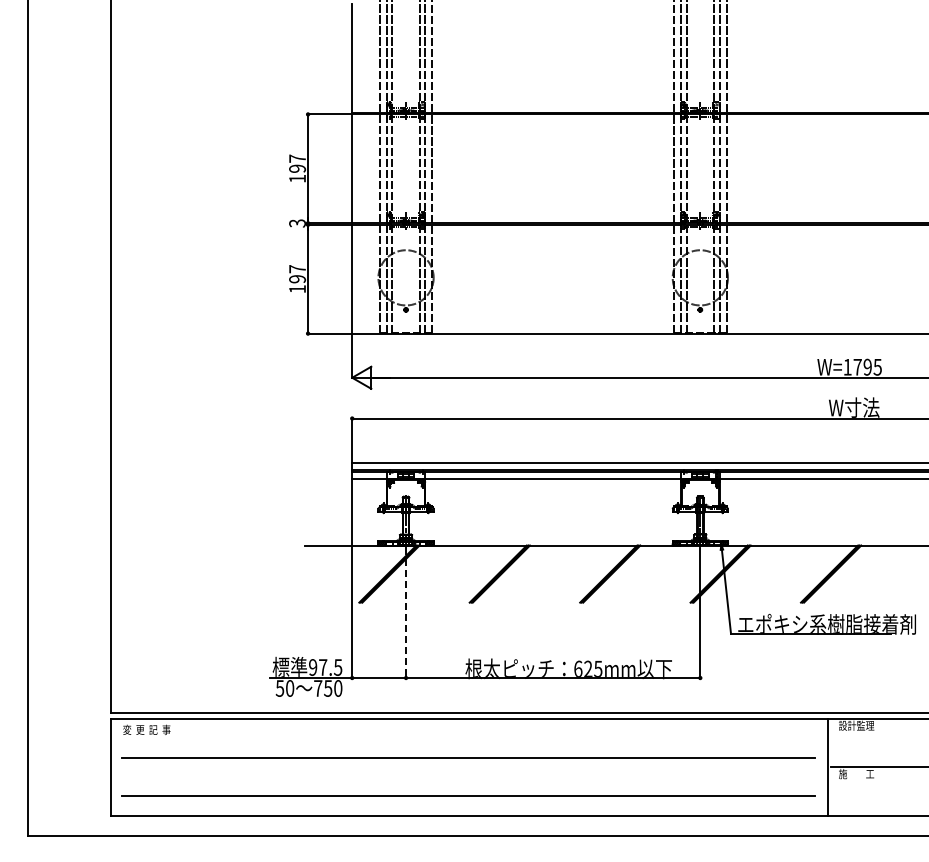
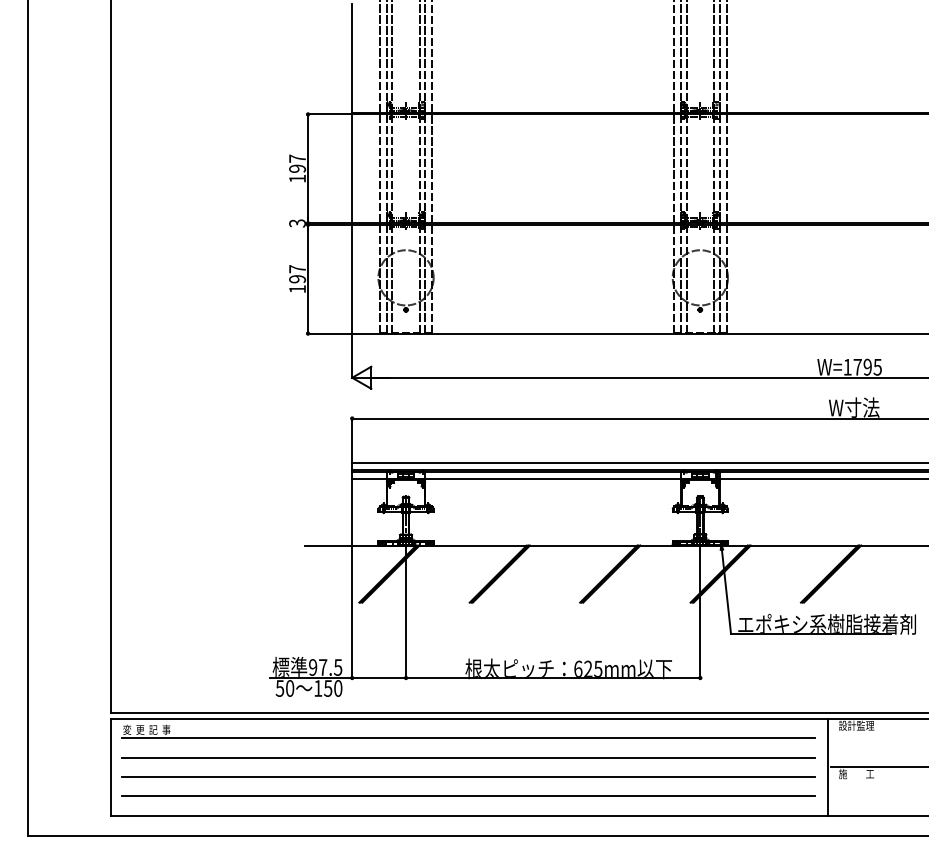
line: dashed -> solid (406, 613)
text: 750 -> 150 (318, 688)
line: none -> present (468, 738)
line: none -> present (468, 776)
